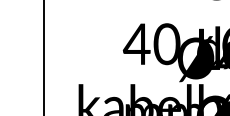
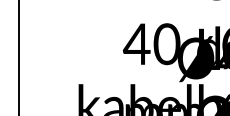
line position: (43, 57) -> (18, 57) (18, 57)
